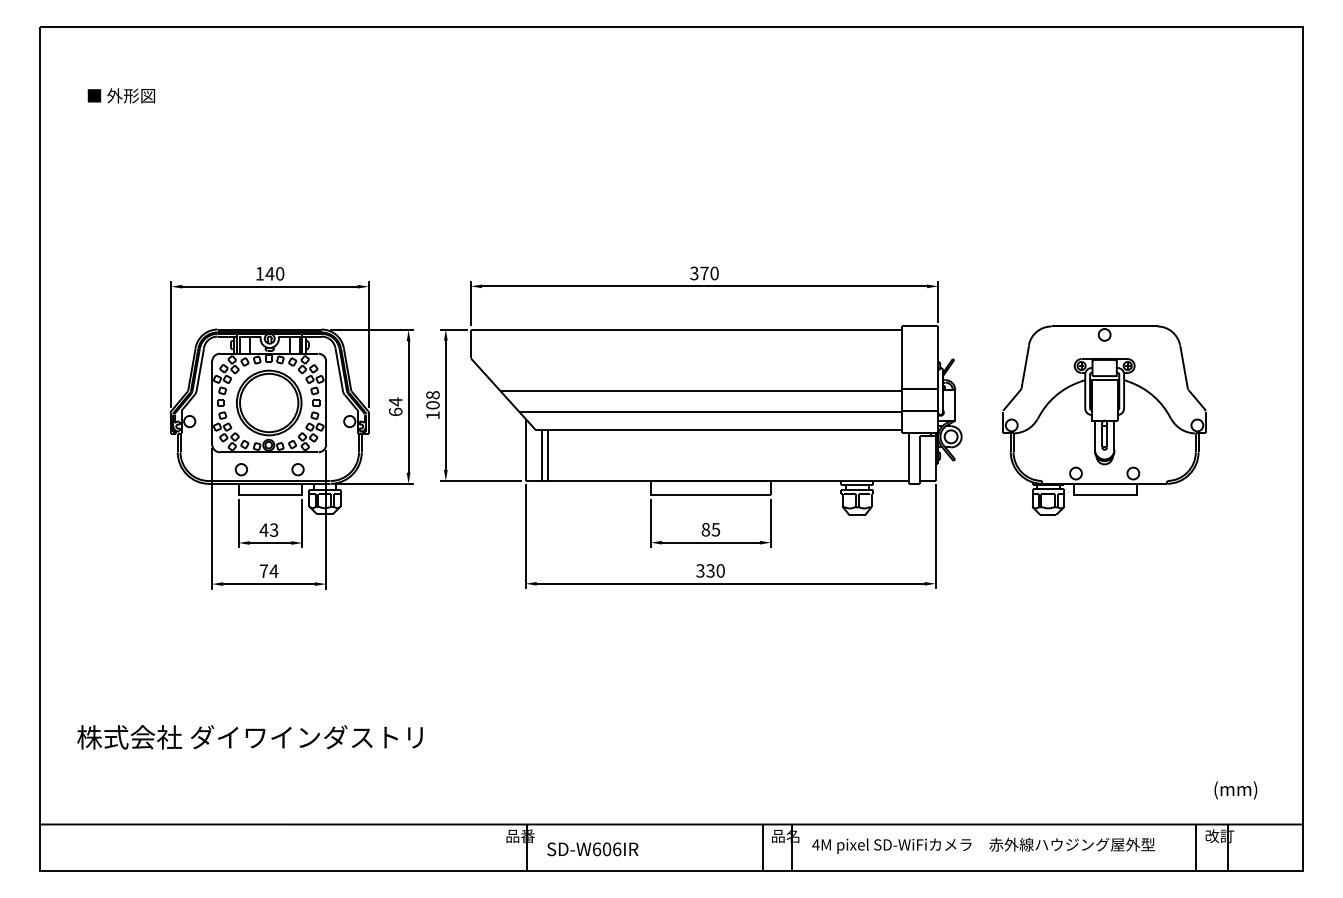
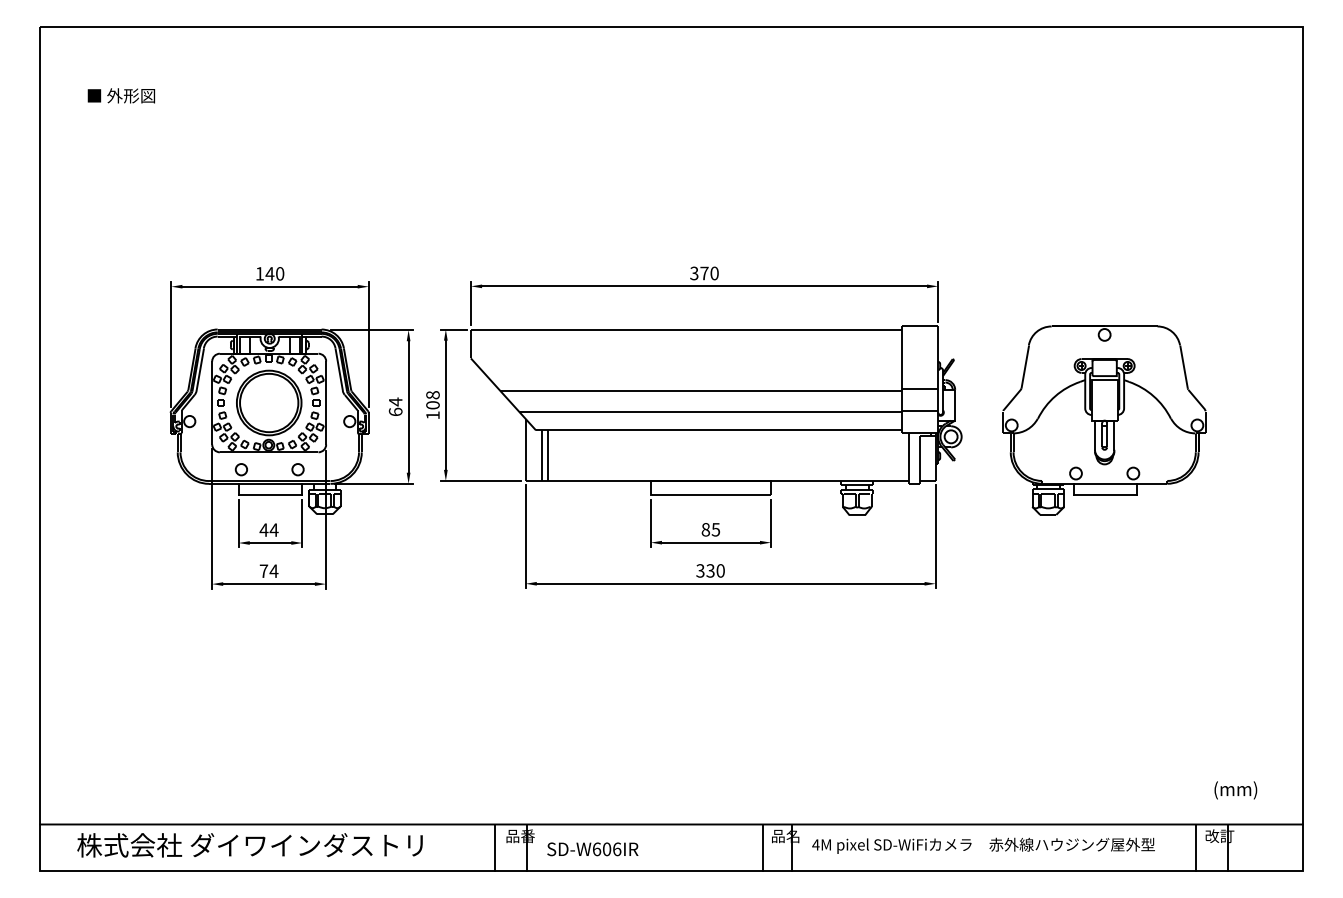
text: 43 -> 44 (273, 529)
text position: (249, 737) -> (249, 845) (249, 845)
line: none -> present (494, 848)
